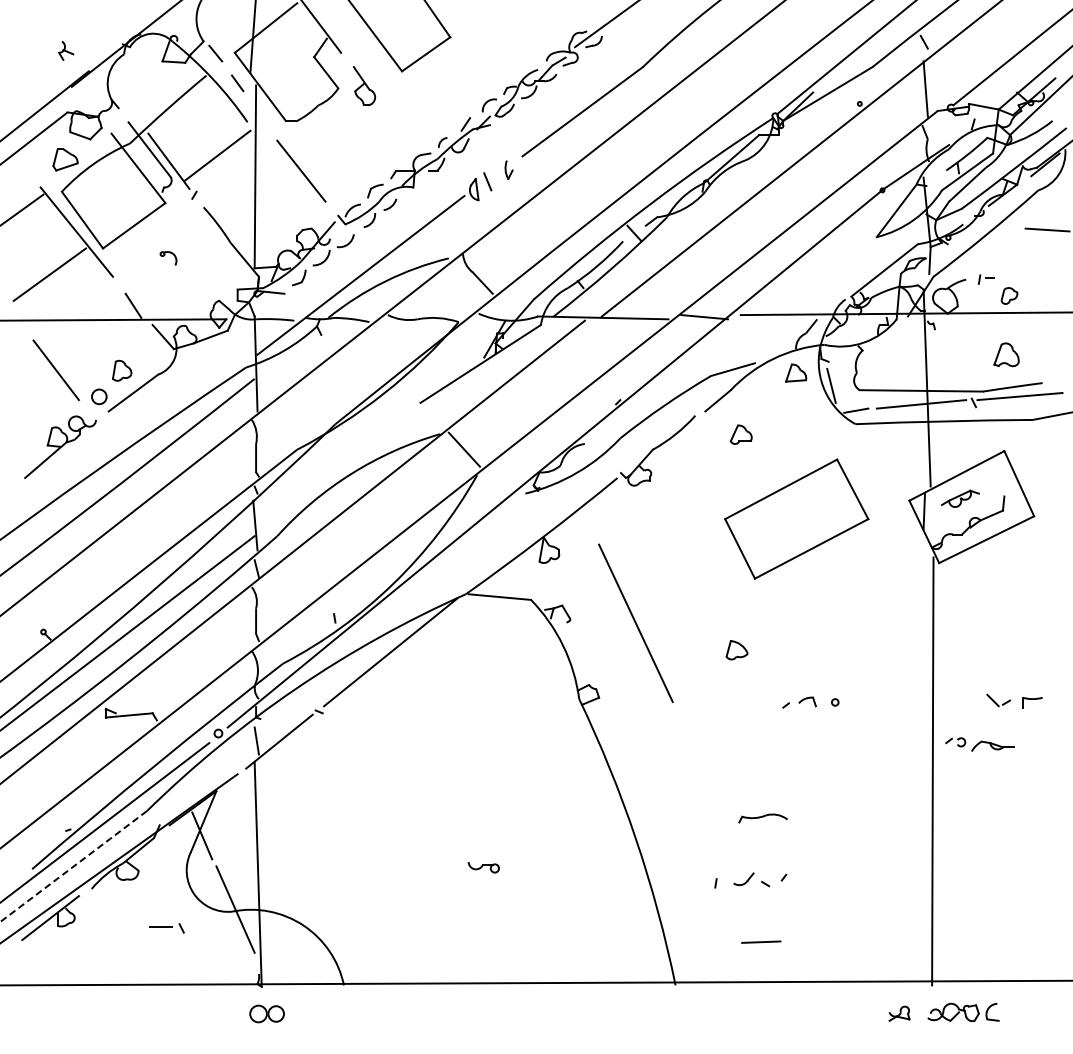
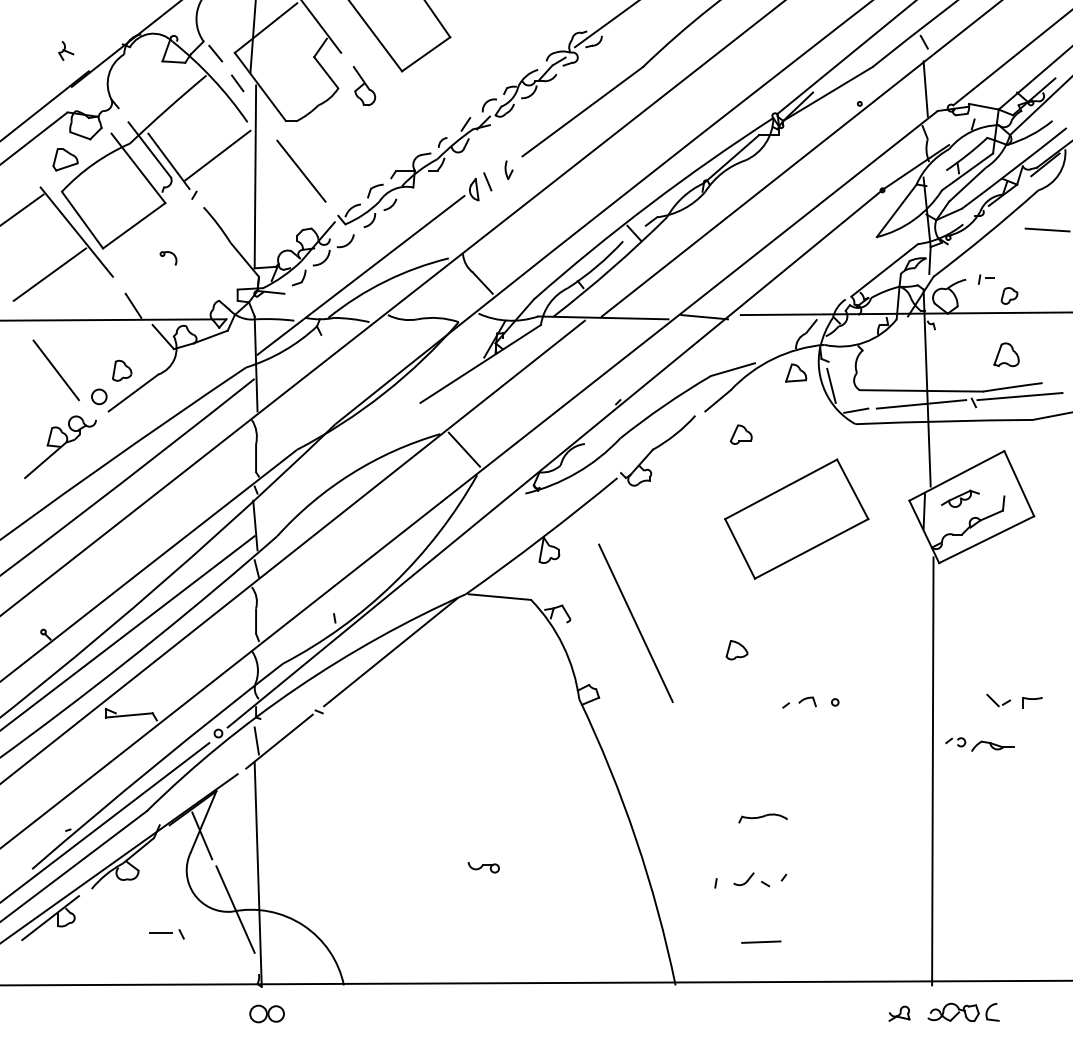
line: dashed -> solid (73, 866)
part position: (166, 928) -> (166, 934) (166, 934)
